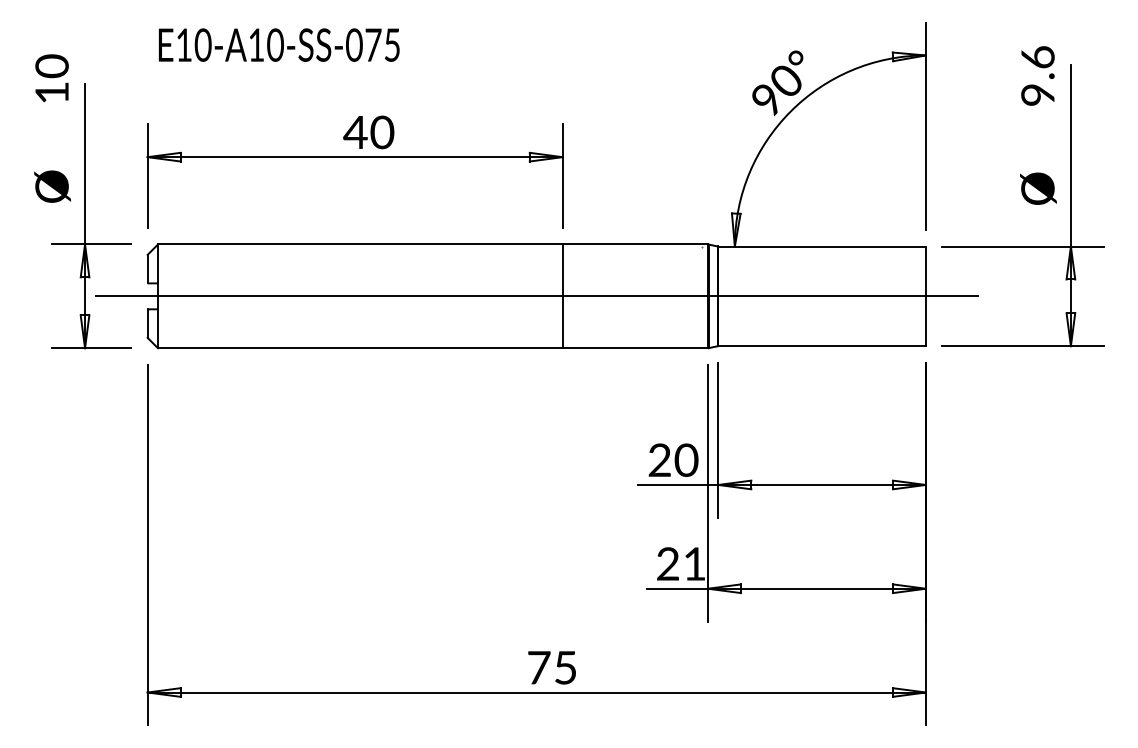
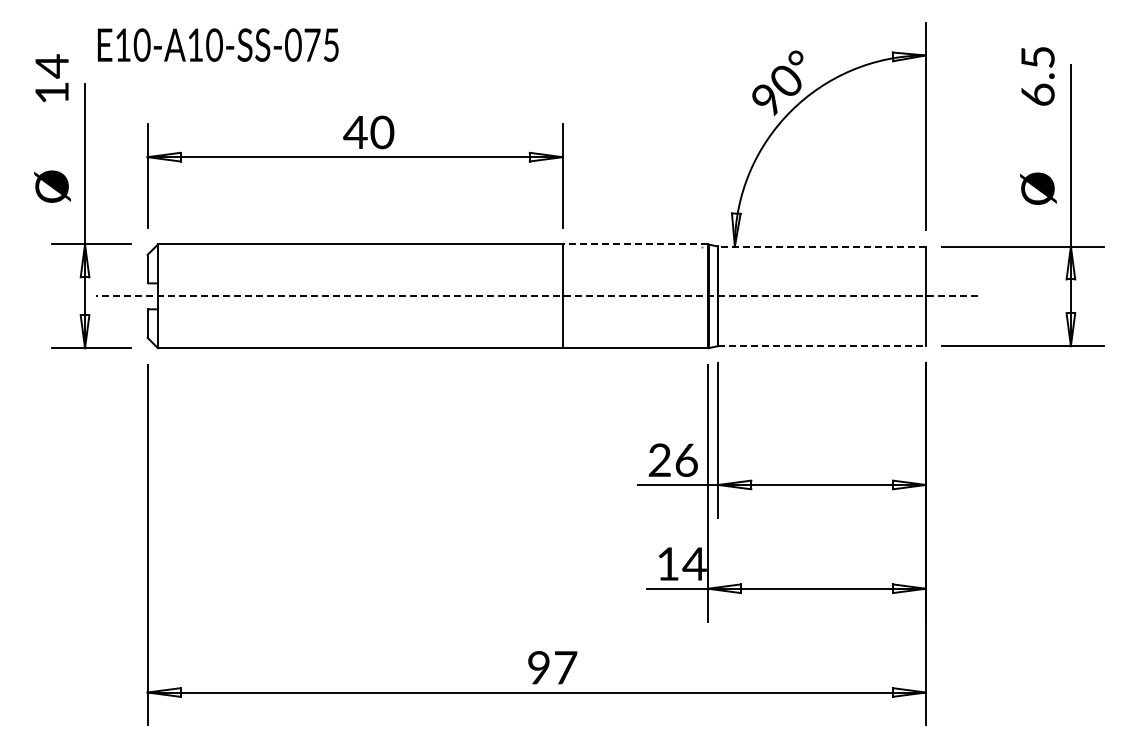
text position: (279, 44) -> (218, 44) (218, 44)
text: 10 -> 14 (51, 66)
text: 9.6 -> 6.5 (1037, 75)
line: solid -> dashed (635, 244)
line: solid -> dashed (822, 246)
line: solid -> dashed (536, 296)
line: solid -> dashed (822, 346)
text: 20 -> 26 (686, 459)
text: 21 -> 14 (681, 563)
text: 75 -> 97 (552, 667)
